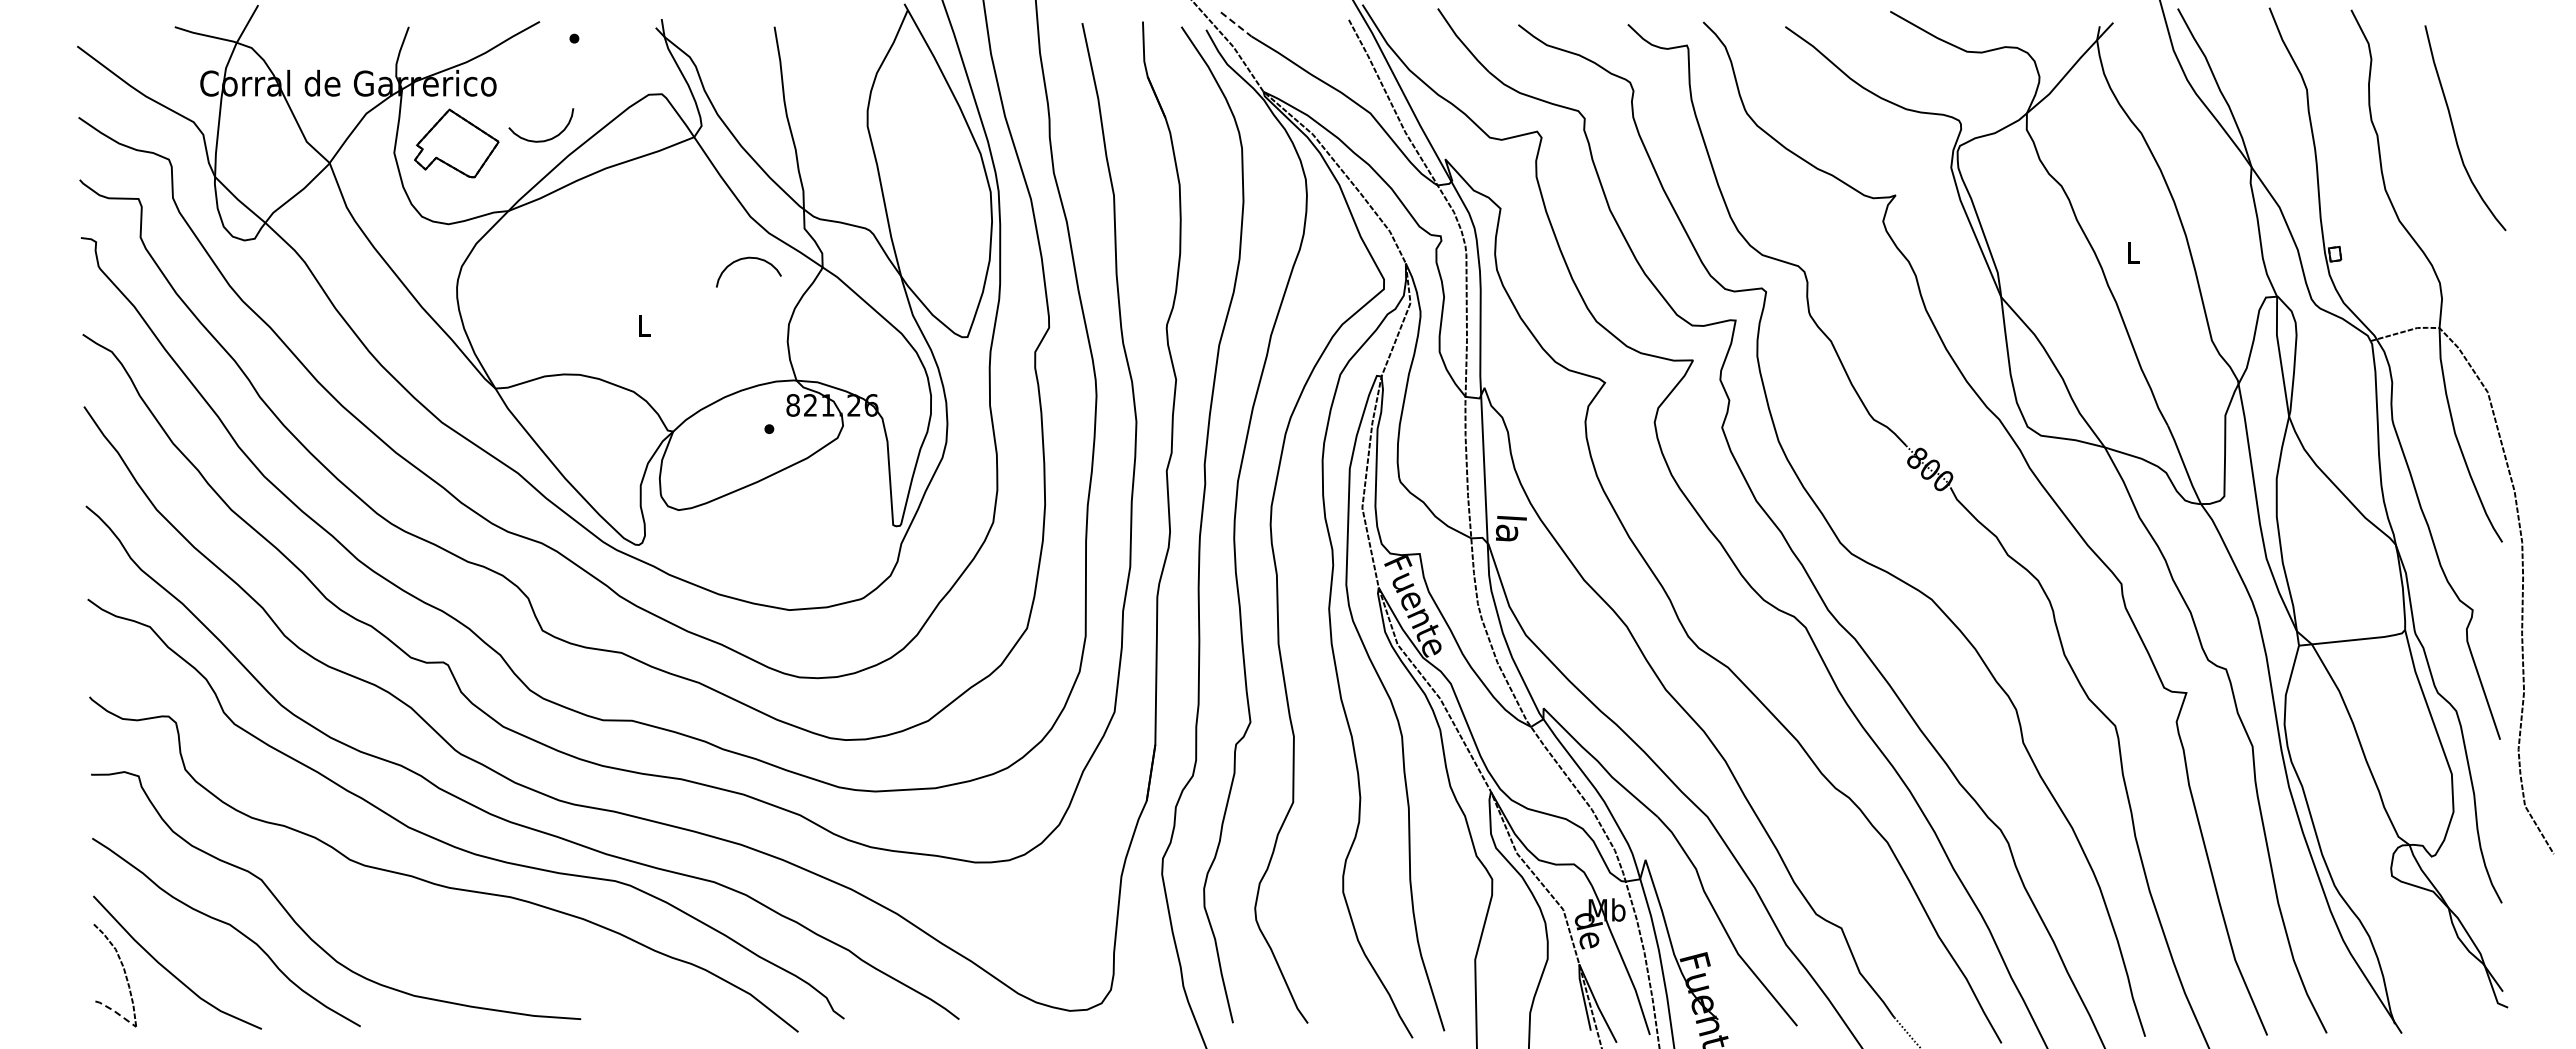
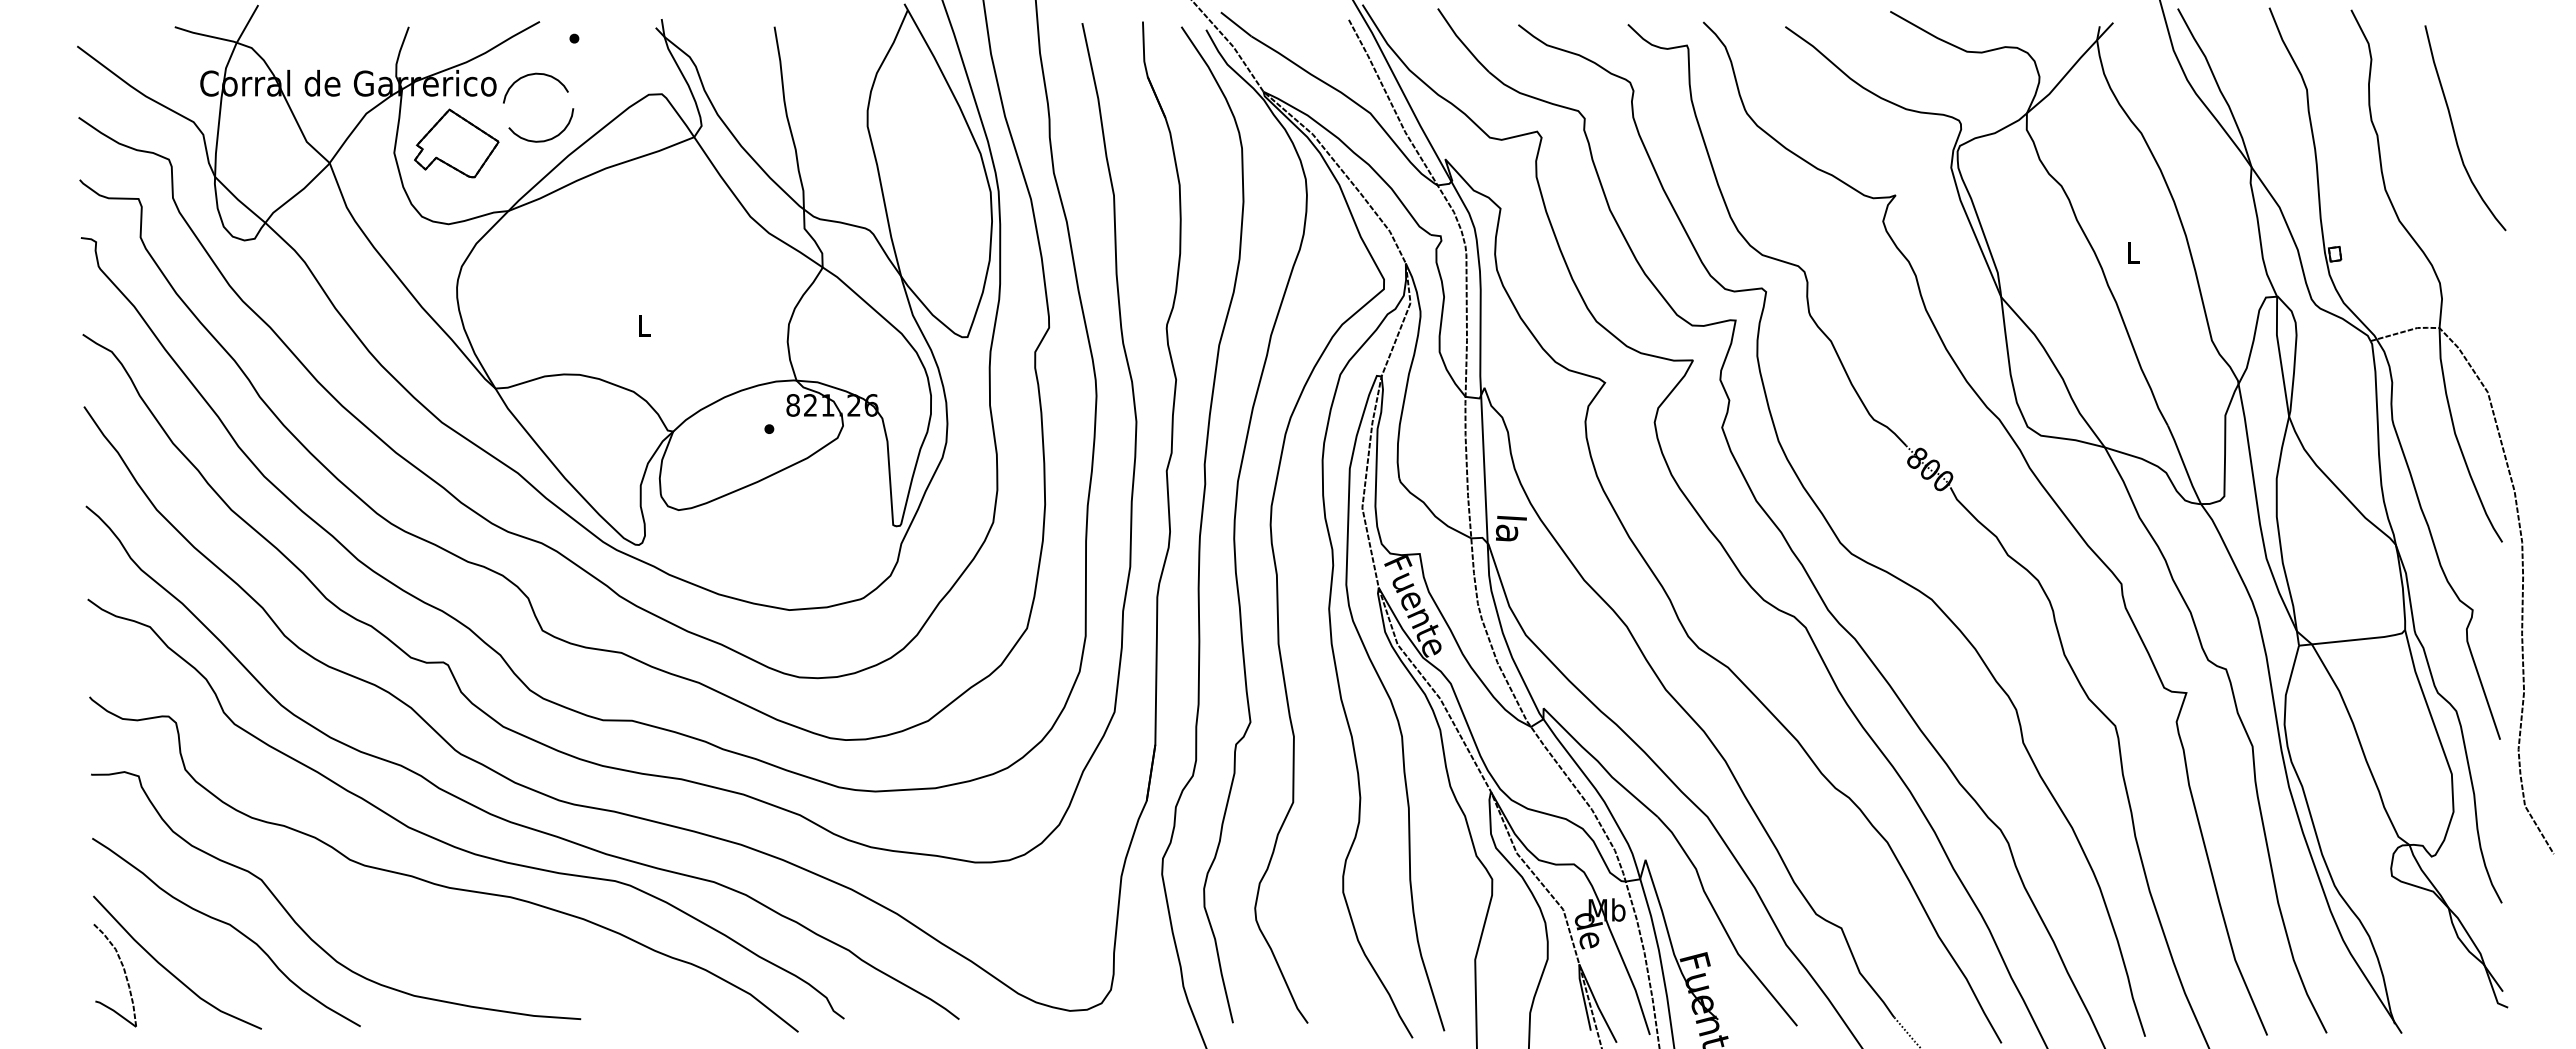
line: dashed -> solid (1236, 24)
curve position: (745, 259) -> (532, 75) (532, 75)
line: dashed -> solid (115, 1012)
